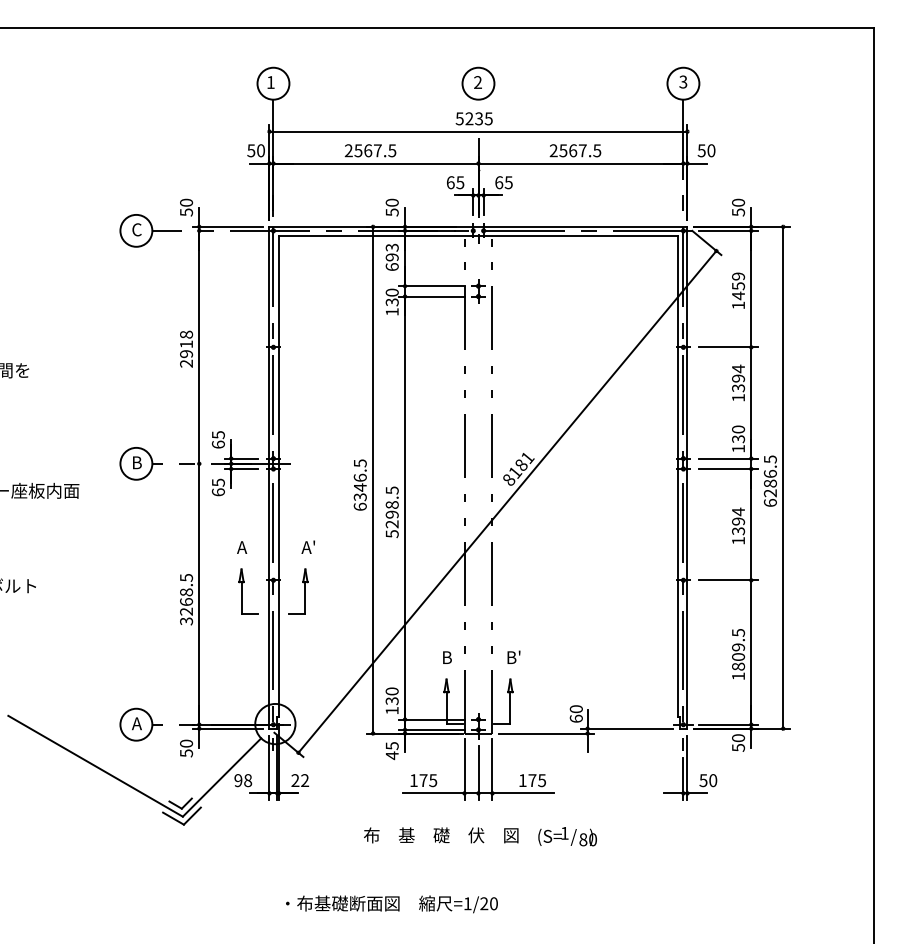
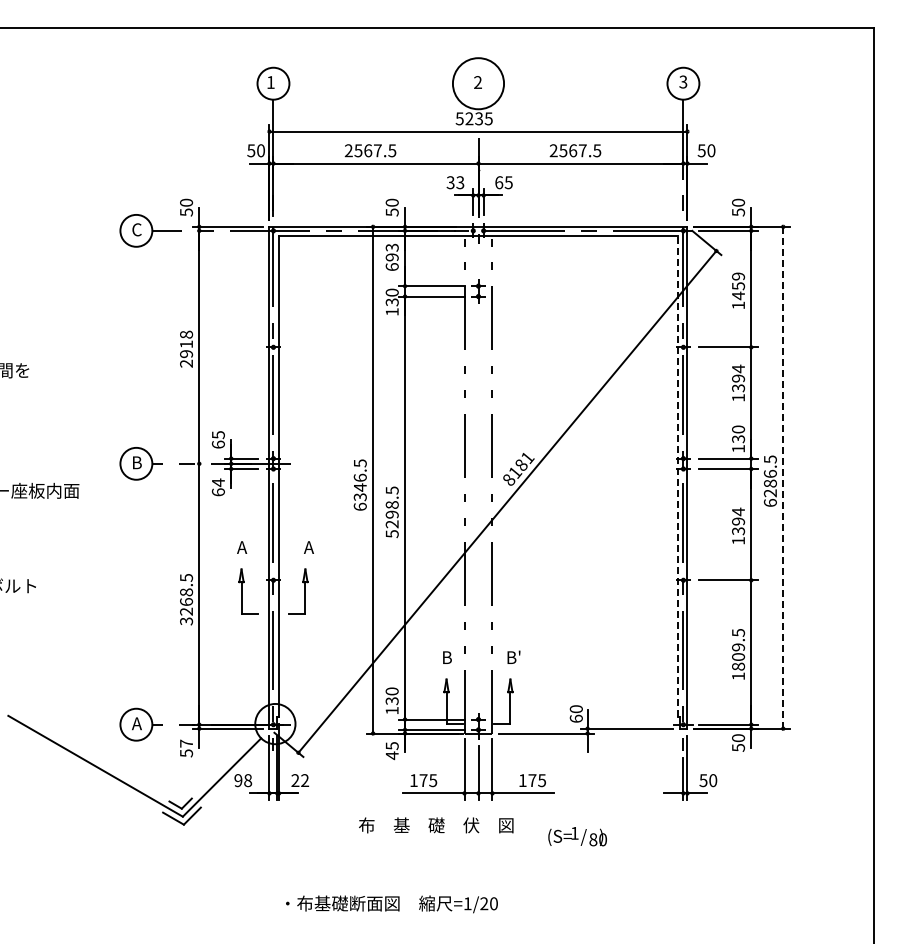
circle diameter: 32 px -> 51 px (478, 83)
text: 65 -> 33 (455, 182)
line: solid -> dashed (677, 476)
line: solid -> dashed (783, 477)
text: 65 -> 64 (218, 482)
text: A' -> A (308, 546)
text: 50 -> 57 (186, 743)
text position: (441, 835) -> (436, 825) (436, 825)
text position: (567, 836) -> (577, 836) (577, 836)
